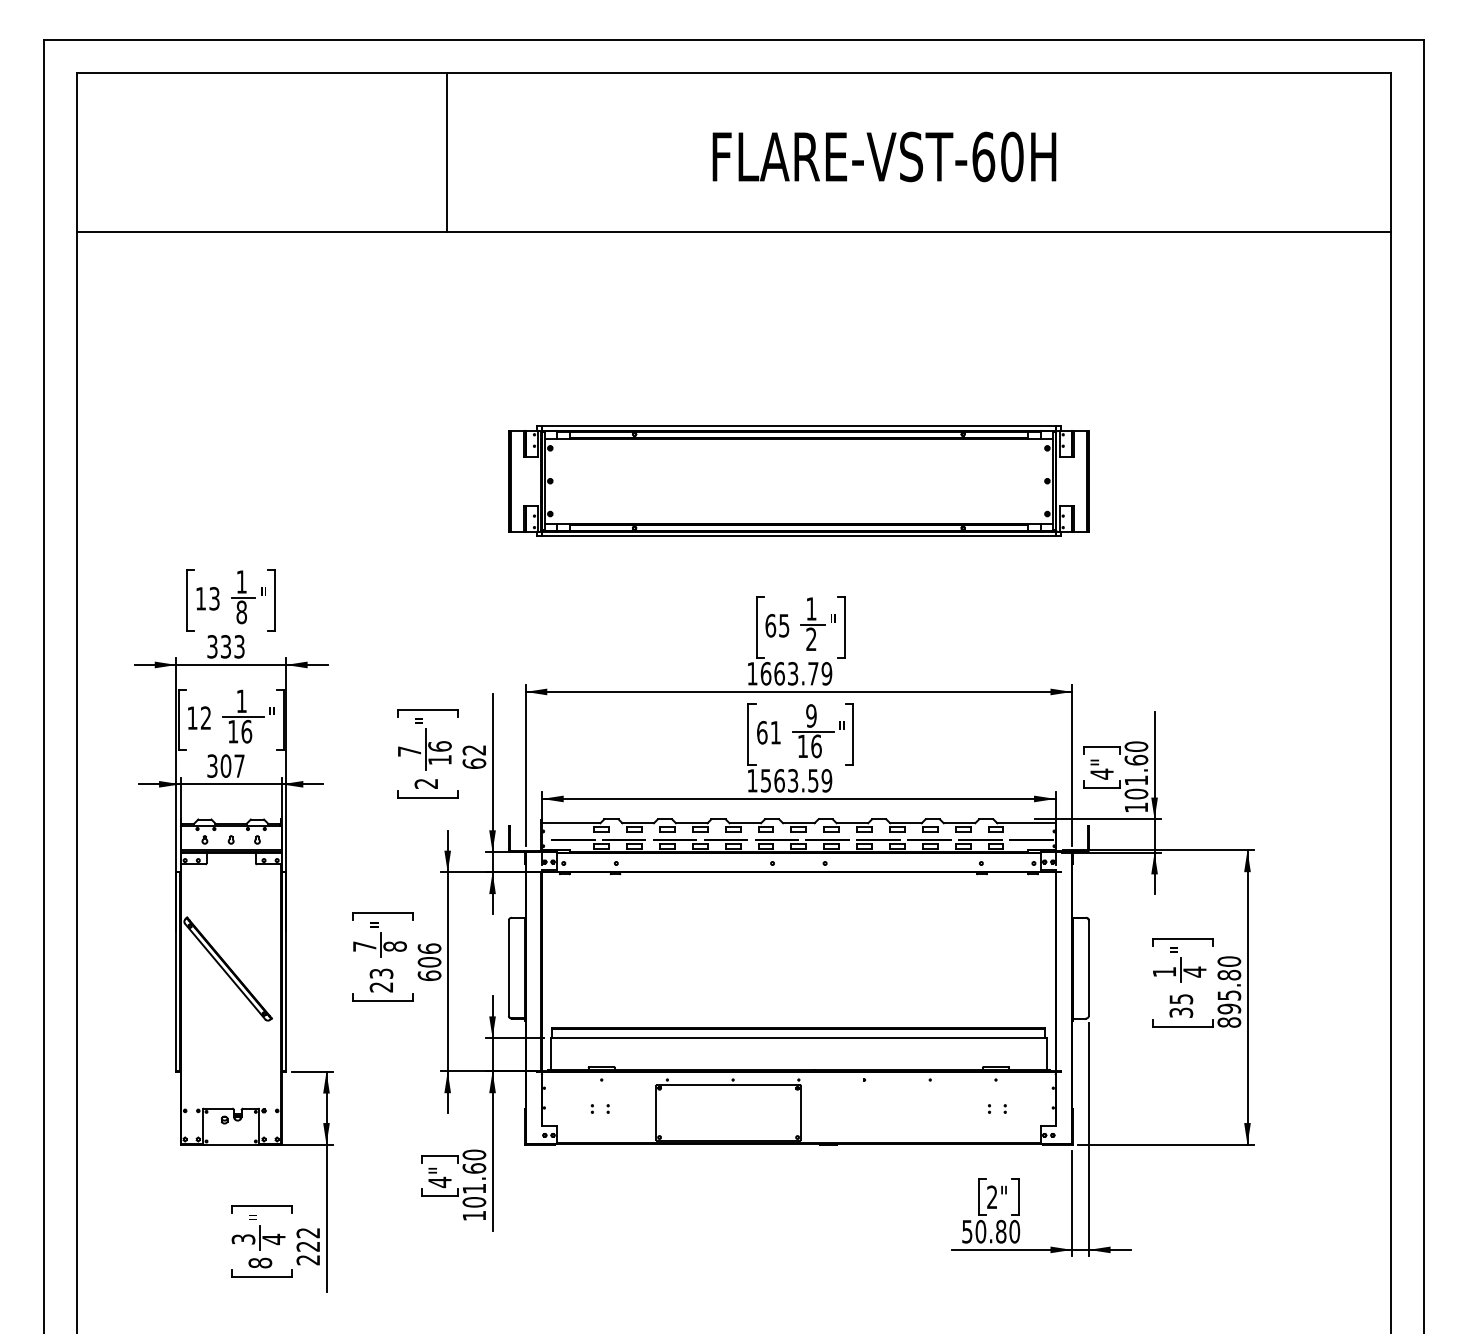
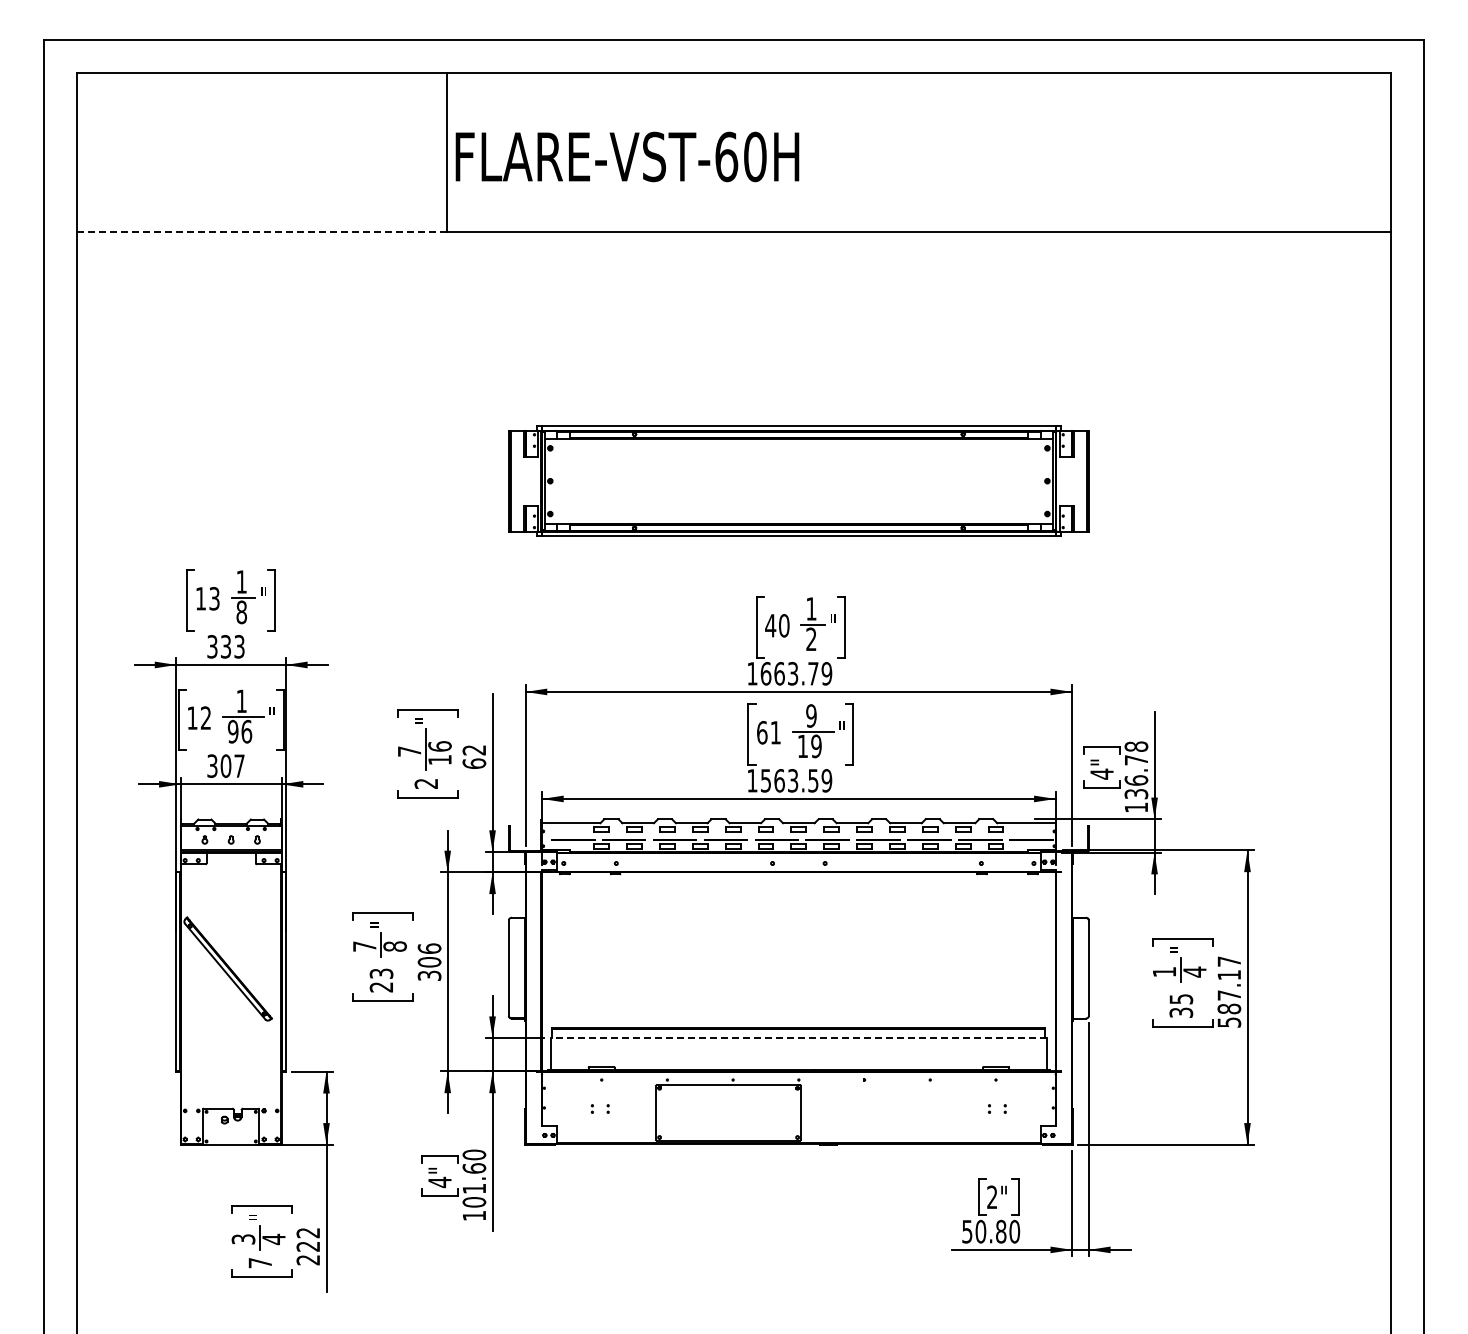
text position: (884, 156) -> (627, 156) (627, 156)
line: solid -> dashed (262, 232)
text: 65 -> 40 (777, 625)
text: 16 -> 96 (232, 731)
text: 16 -> 19 (816, 746)
text: 101.60 -> 136.78 (1136, 770)
text: 606 -> 306 (429, 975)
text: 895.80 -> 587.17 (1229, 991)
line: solid -> dashed (798, 1038)
text: 8 -> 7 (260, 1262)
